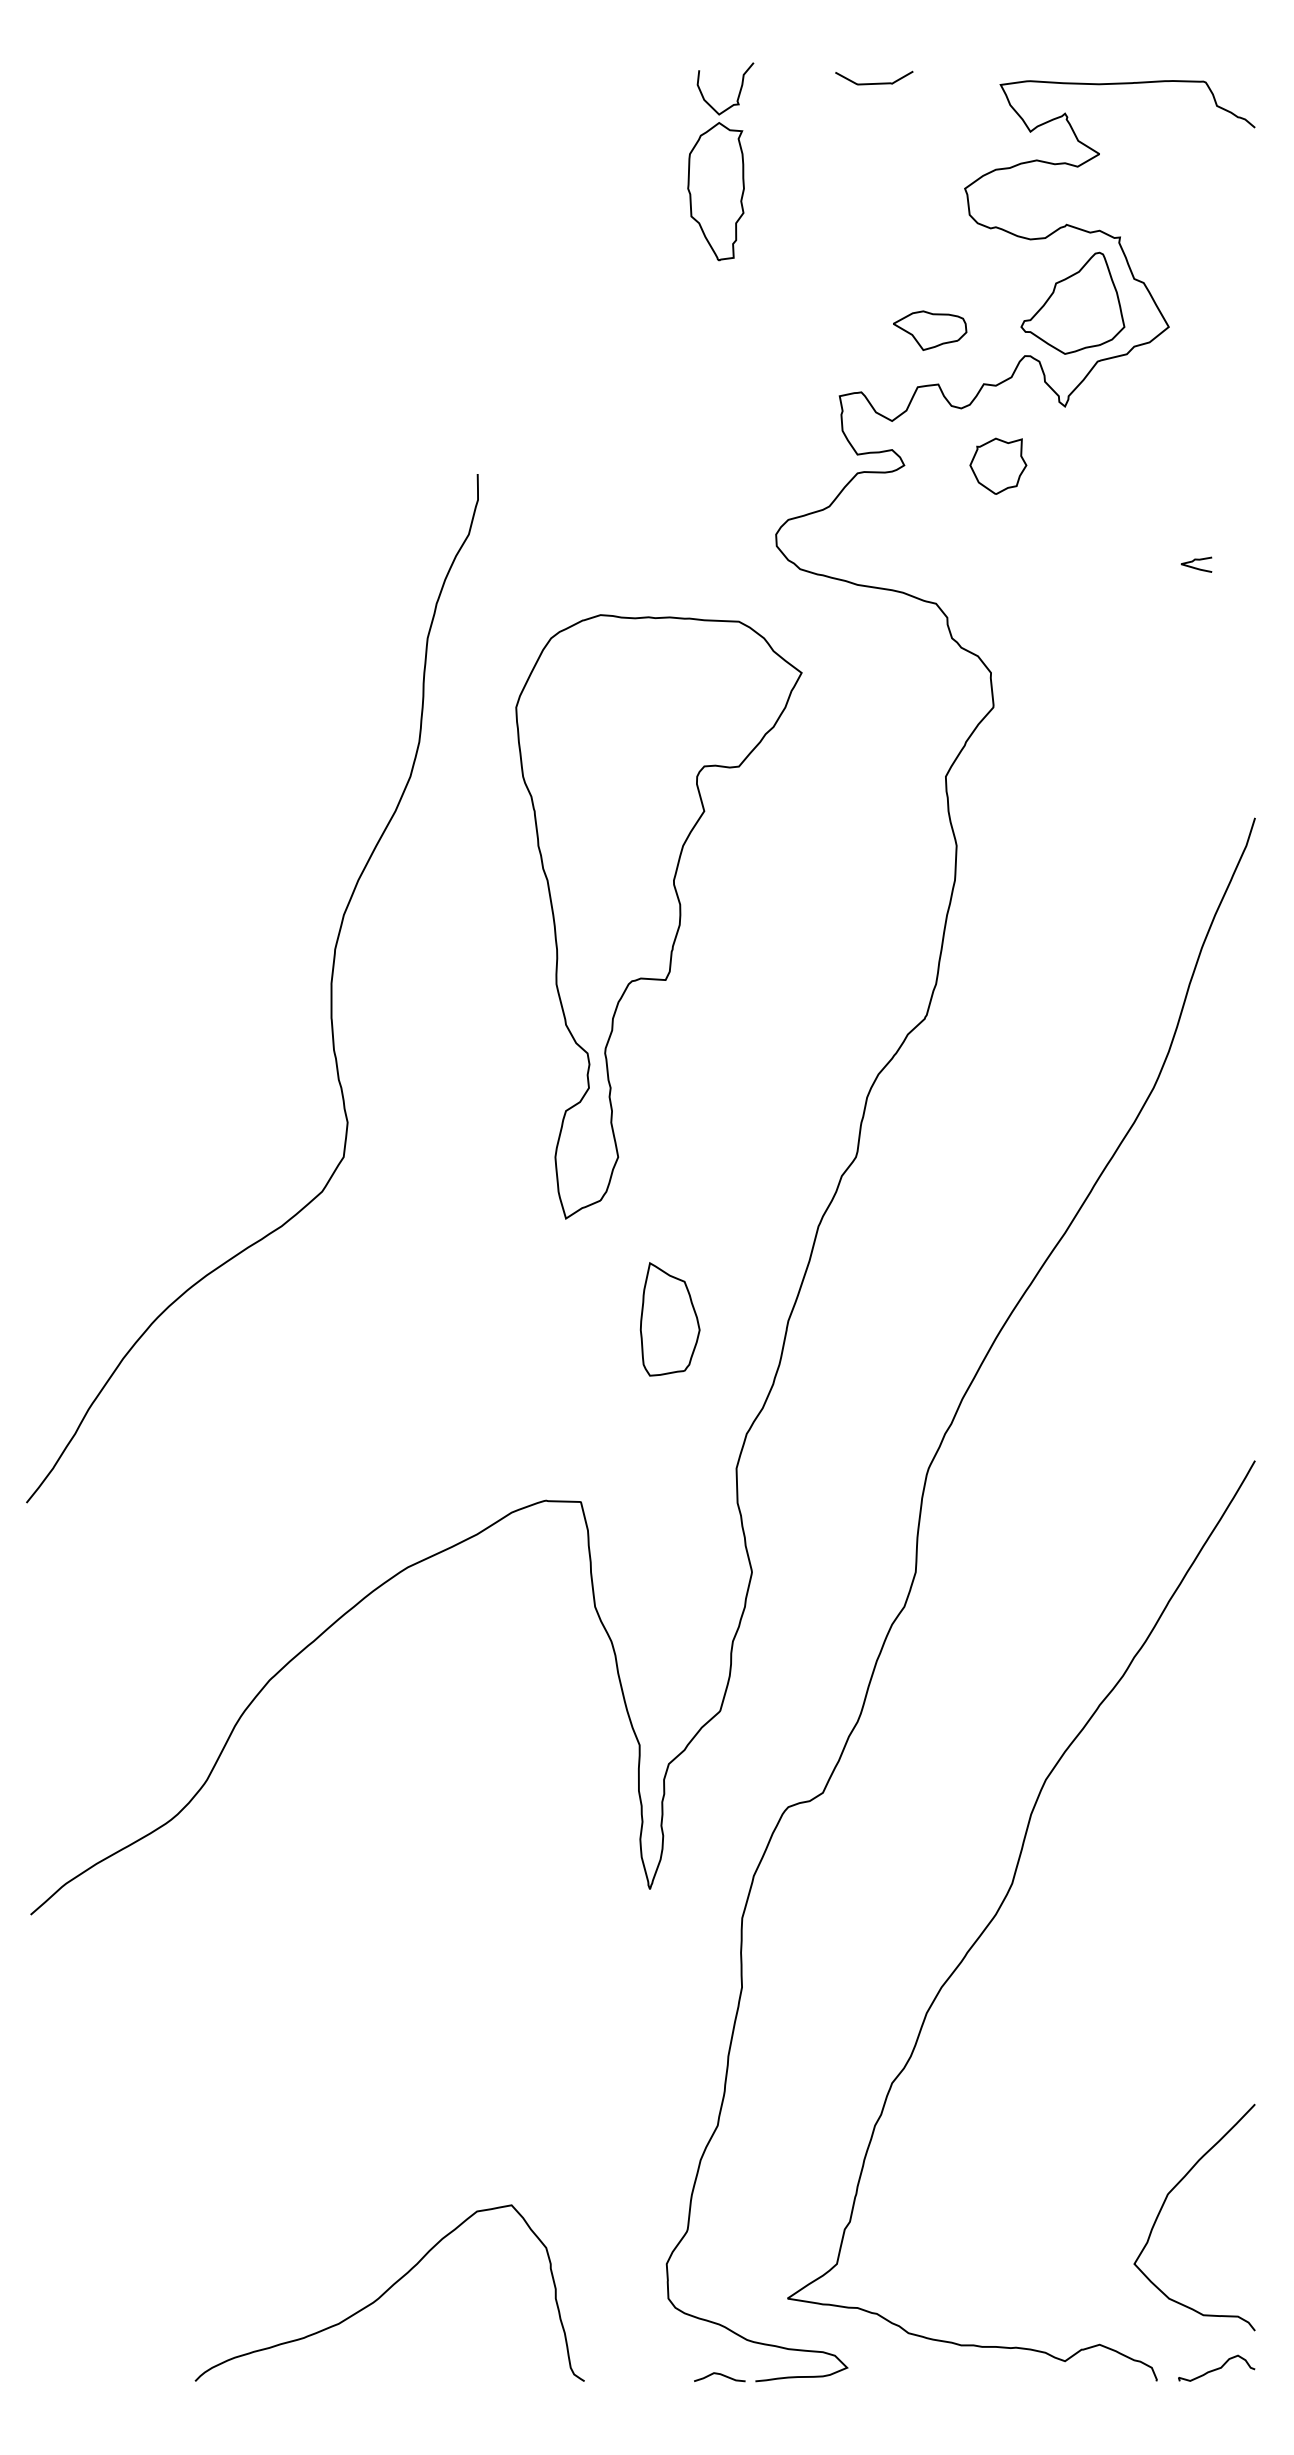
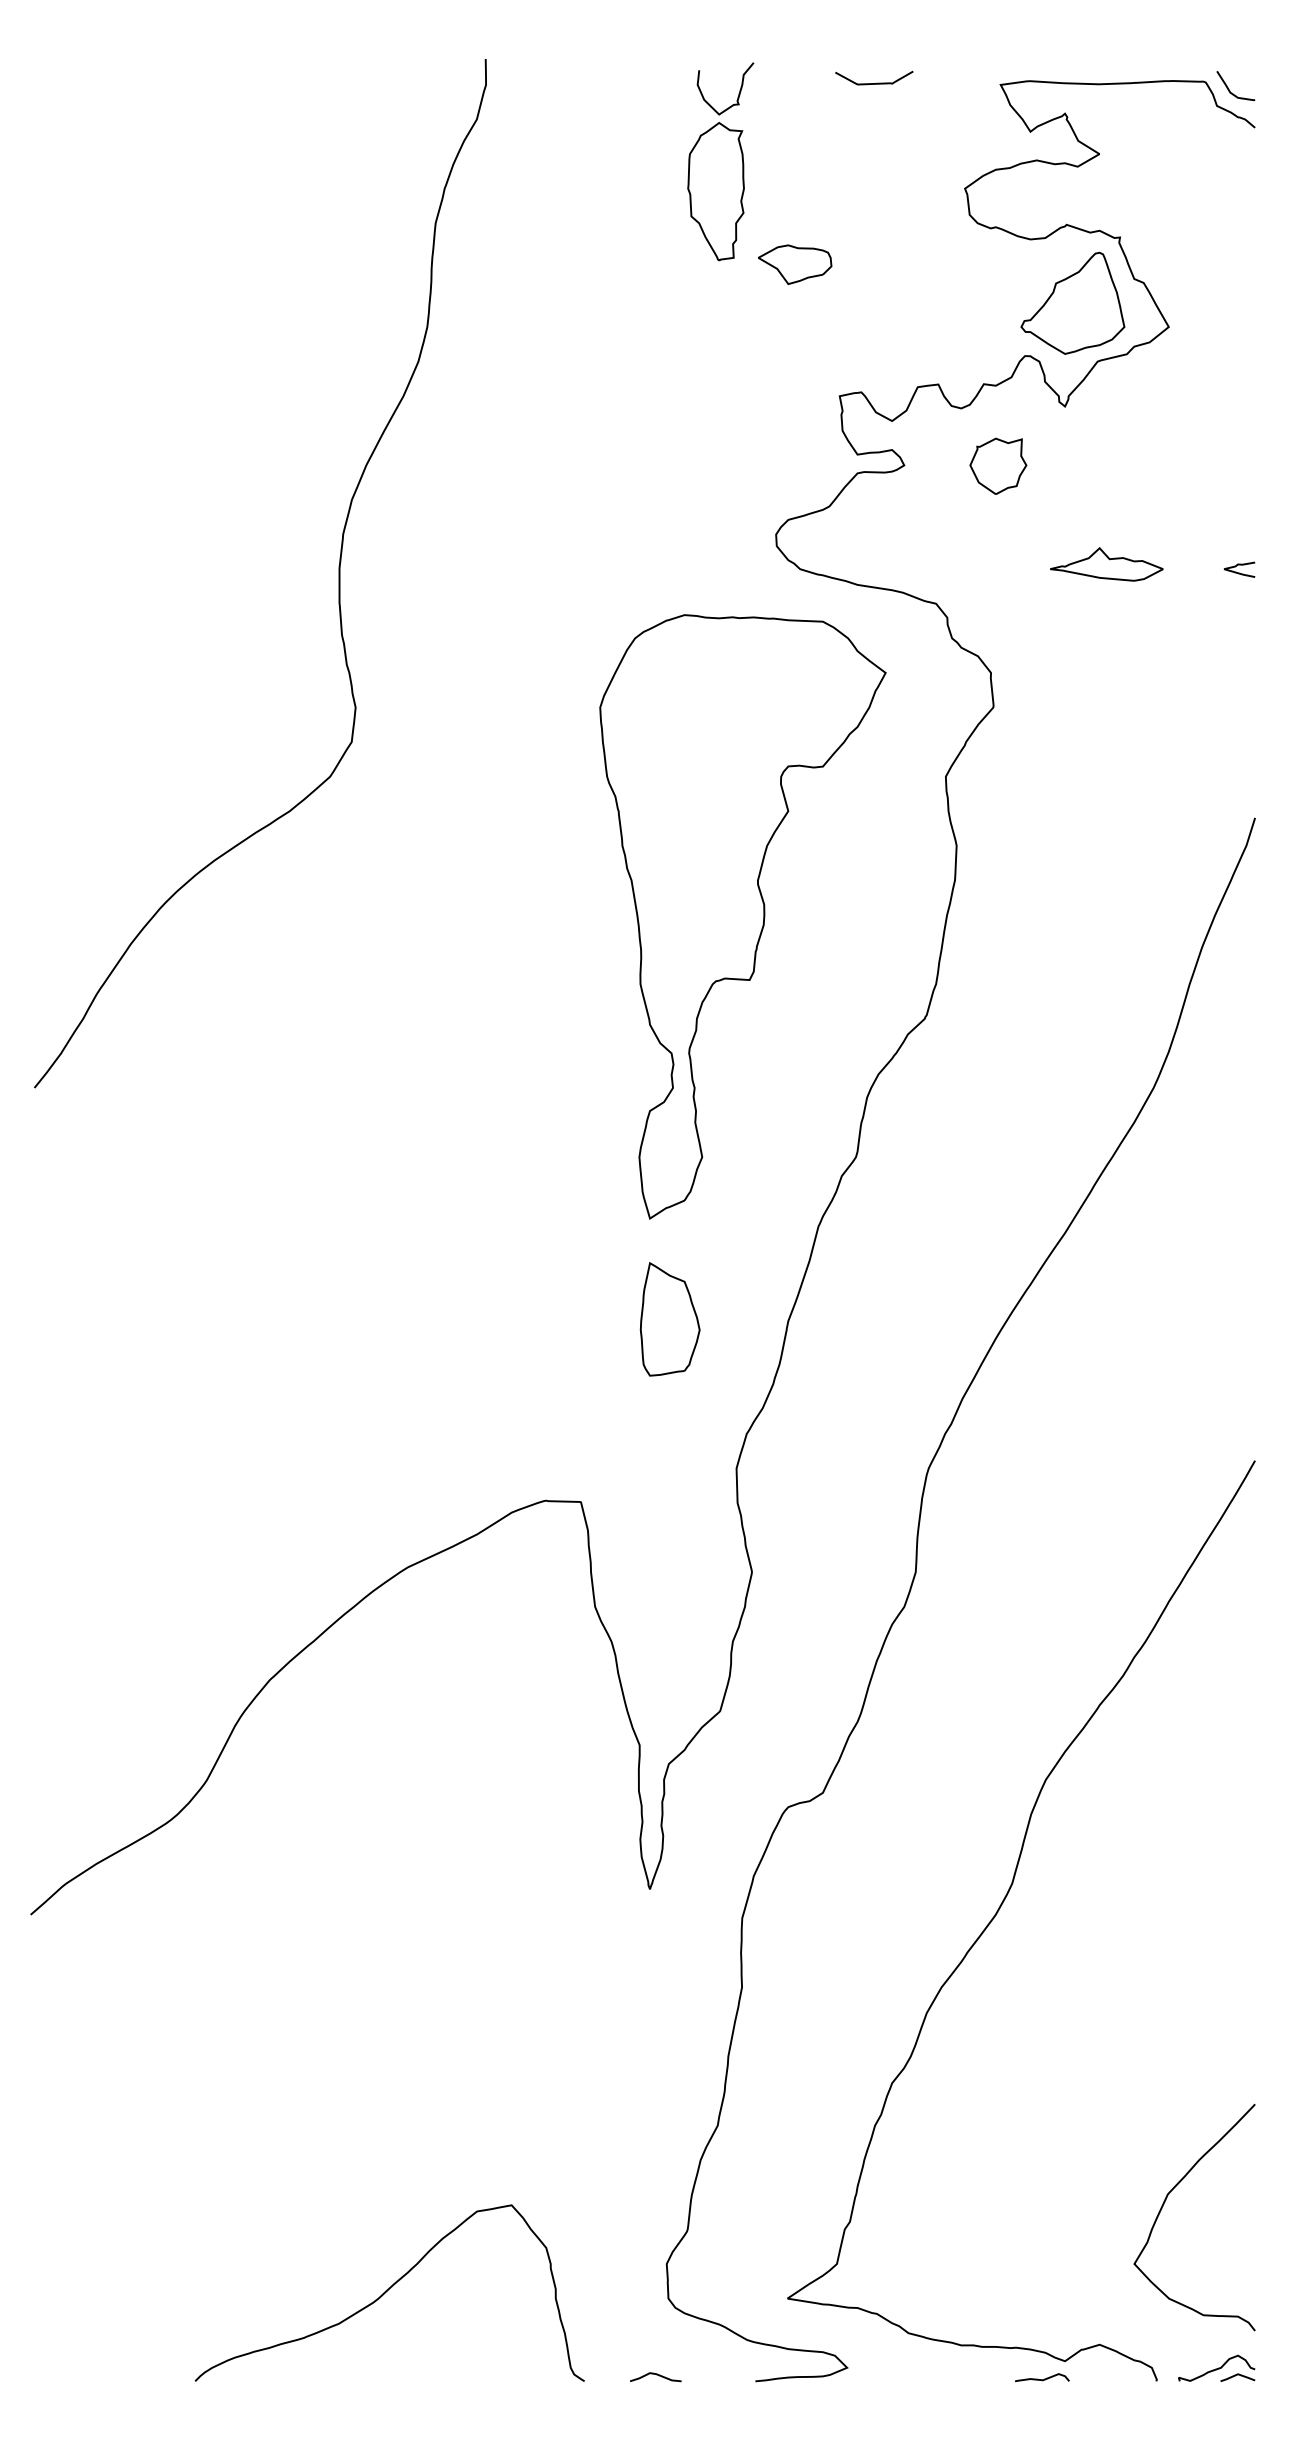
curve: none -> present (1230, 90)
part position: (930, 330) -> (795, 264) (795, 264)
part: none -> present (1106, 564)
curve position: (1196, 567) -> (1239, 572) (1239, 572)
part position: (658, 916) -> (742, 916) (742, 916)
curve position: (330, 988) -> (338, 573) (338, 573)
curve position: (720, 2375) -> (656, 2375) (656, 2375)
line: none -> present (1237, 2375)
curve: none -> present (1042, 2379)
